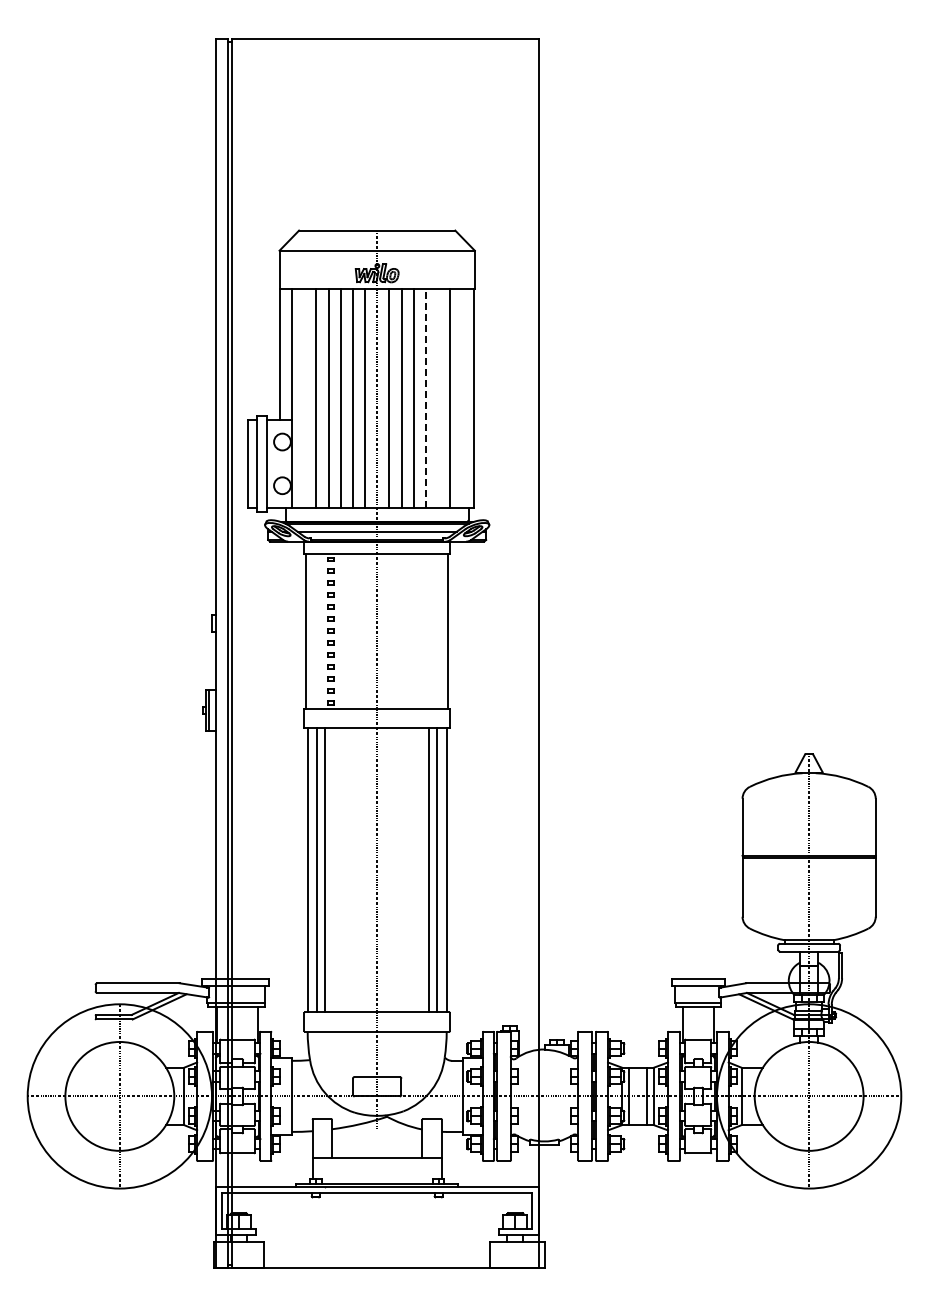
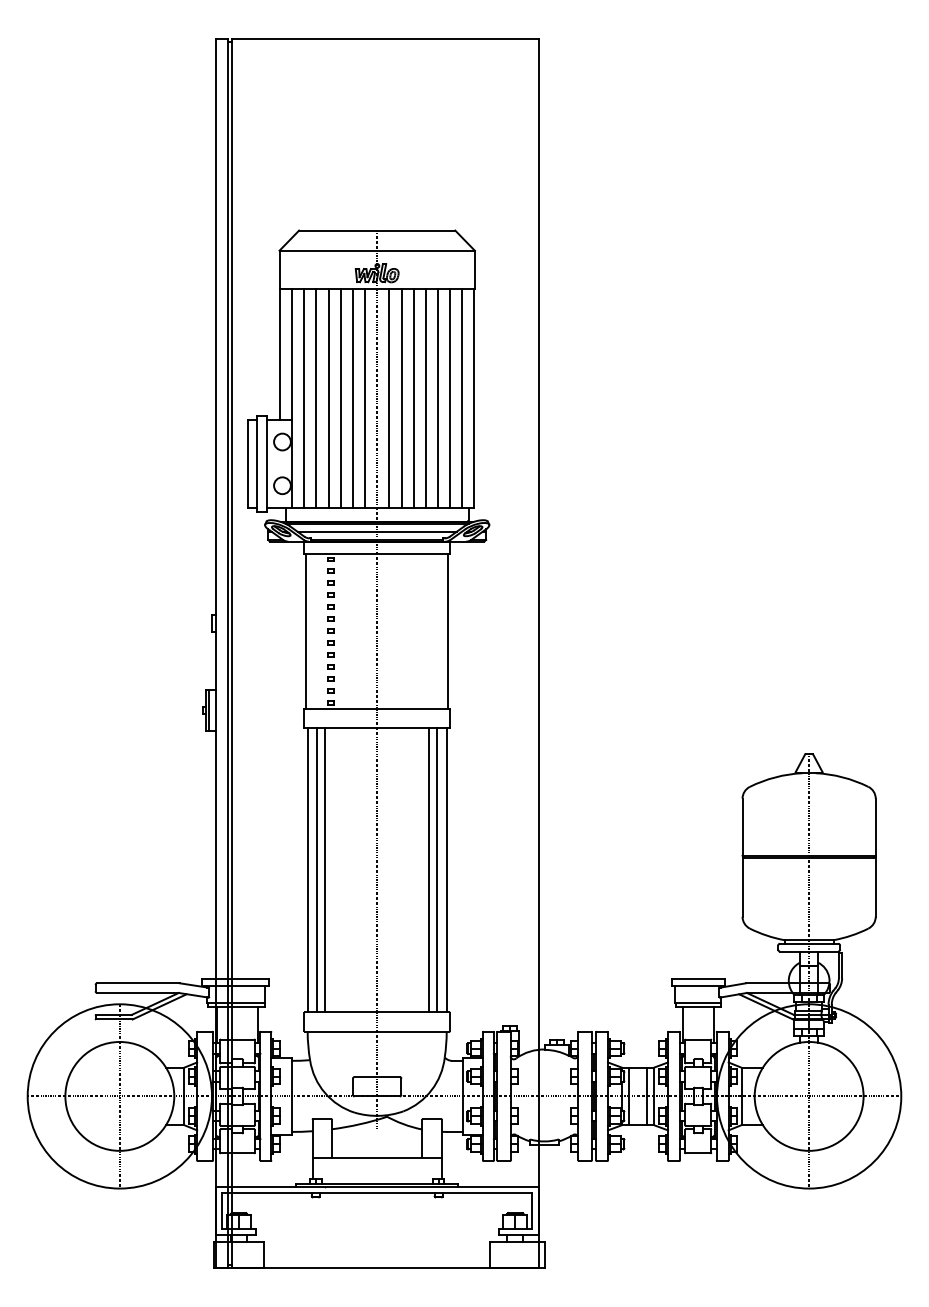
line: none -> present (304, 397)
line: dashed -> solid (425, 397)
line: none -> present (437, 397)
line: none -> present (462, 397)
